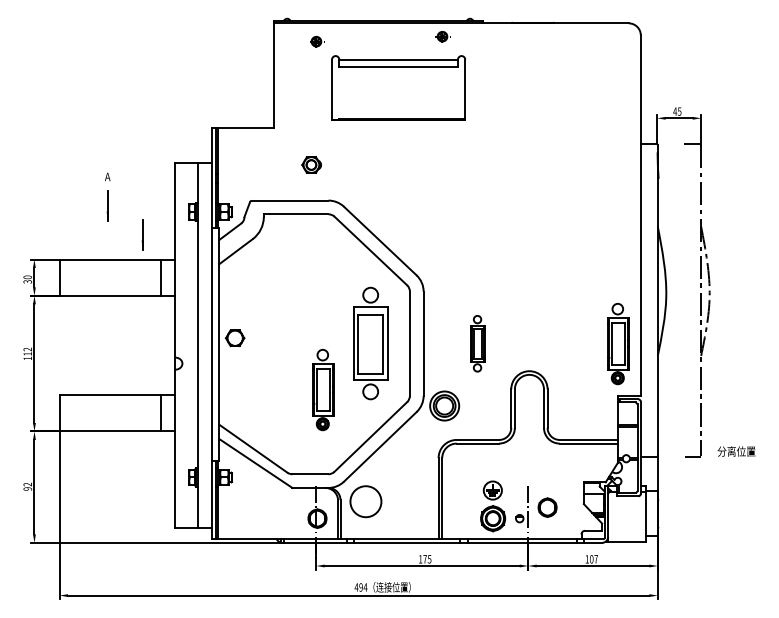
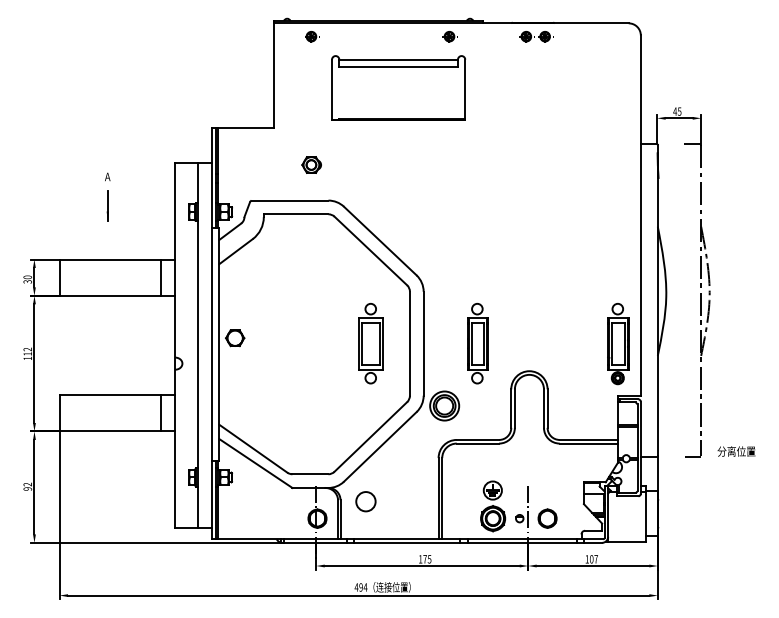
part position: (442, 36) -> (449, 36) (449, 36)
part: none -> present (536, 36)
part position: (317, 41) -> (312, 36) (312, 36)
line: present -> none (142, 234)
part size: 36x115 px -> 26x82 px (370, 343)
part size: 16x58 px -> 22x82 px (477, 343)
part: present -> none (323, 390)
circle diameter: 31 px -> 19 px (365, 501)
part position: (547, 507) -> (547, 518) (547, 518)
